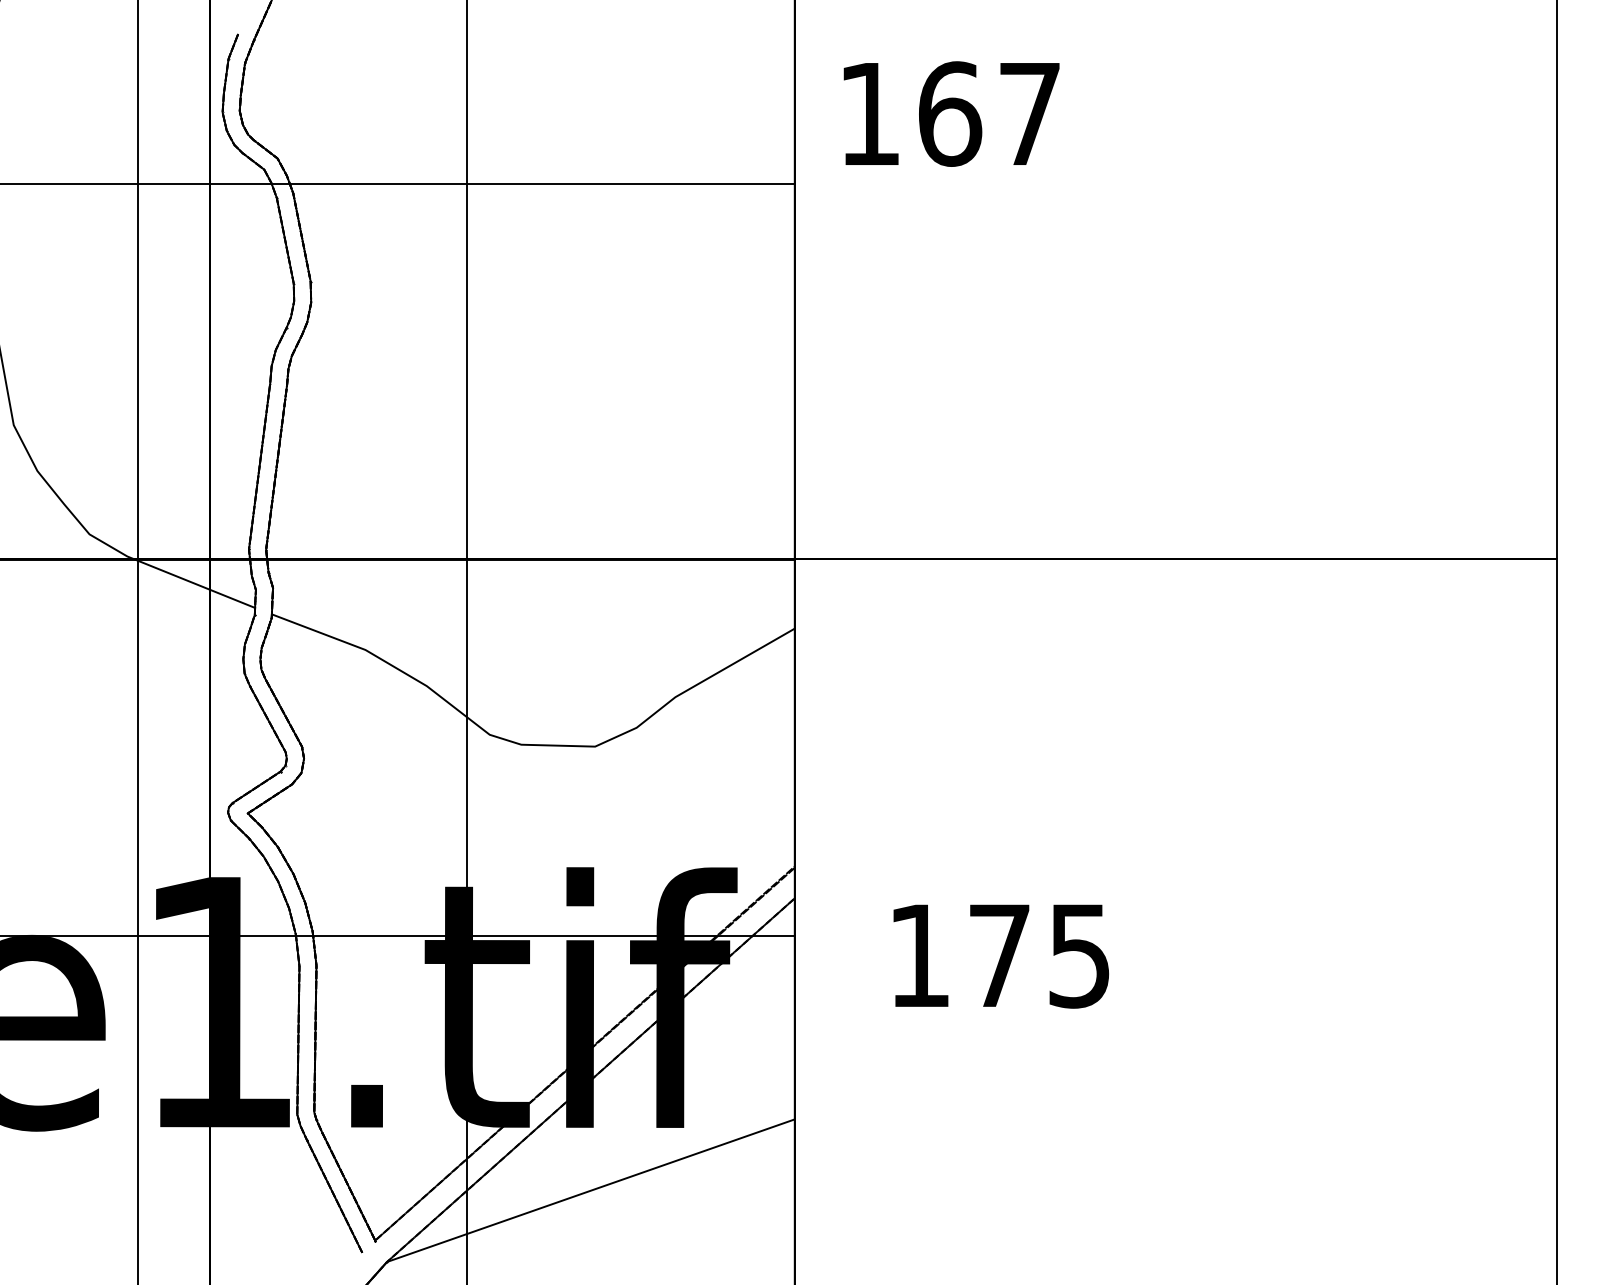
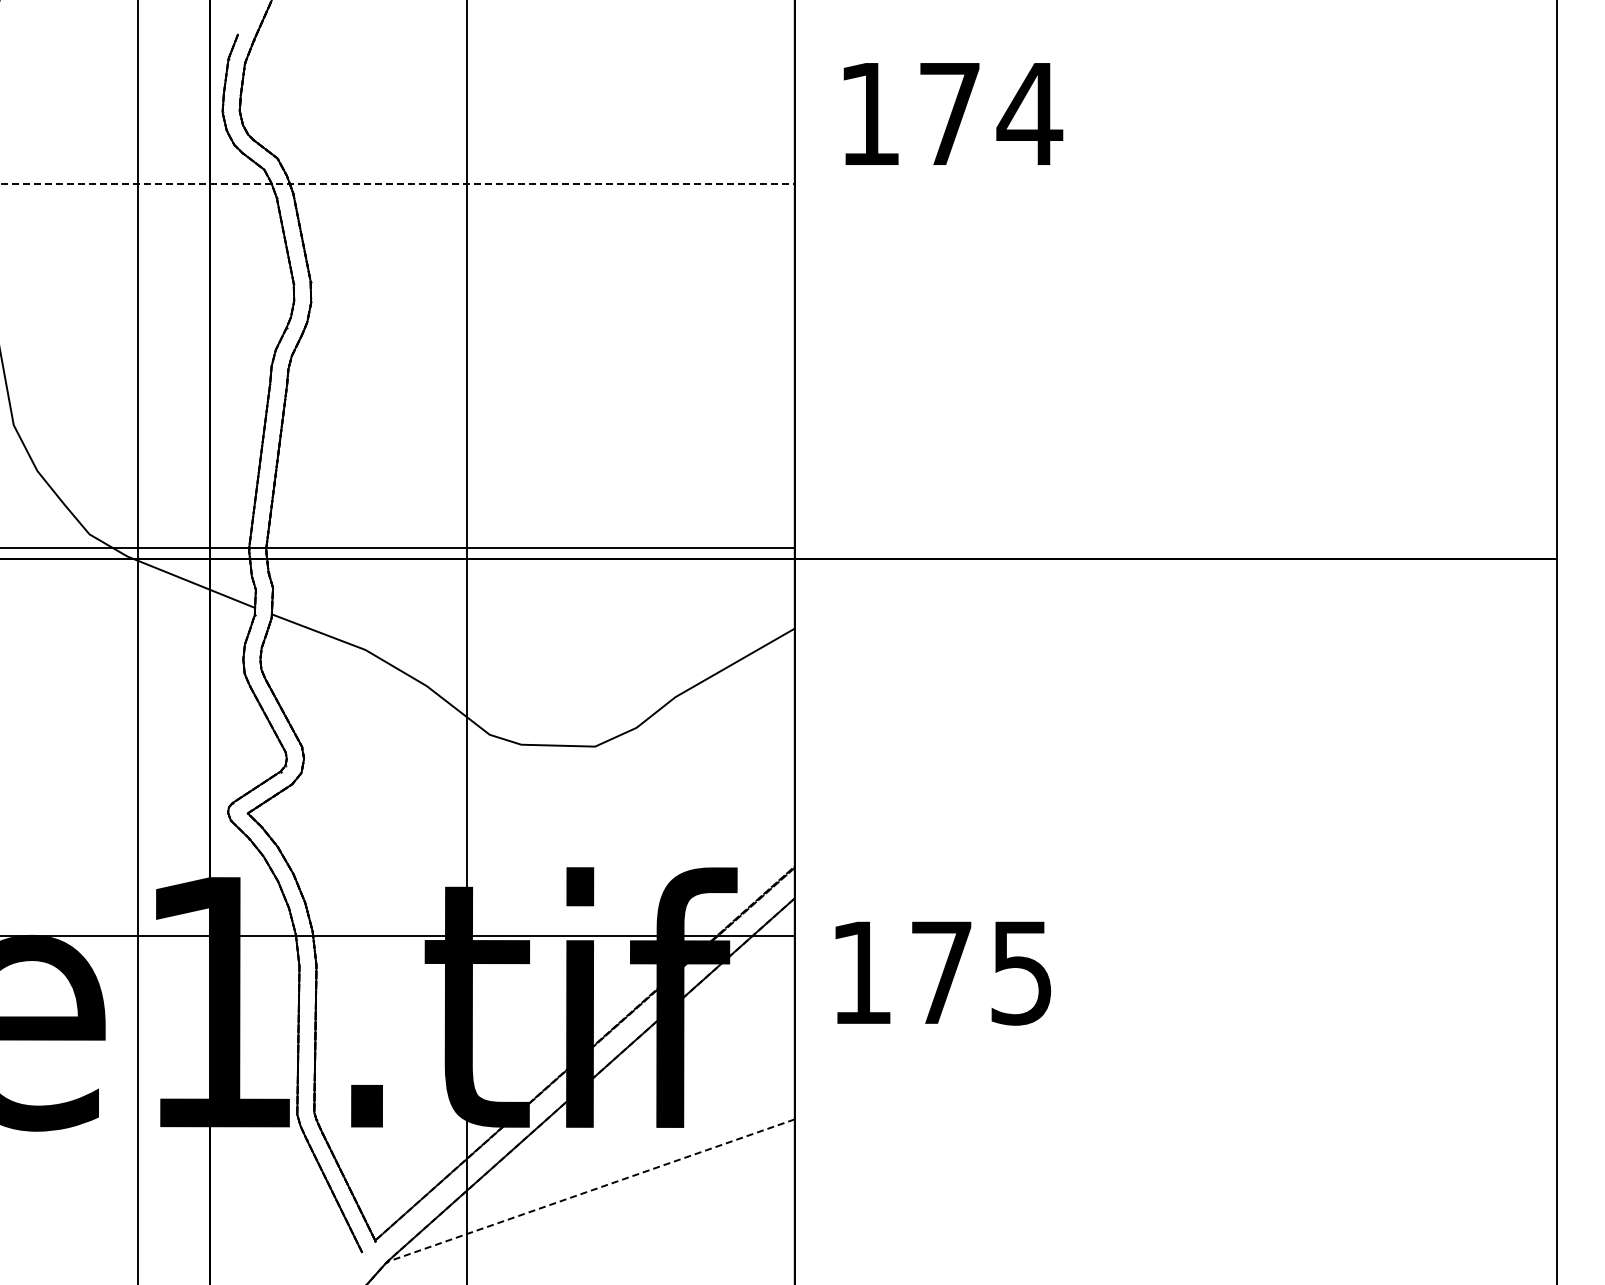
text: 167 -> 174 (991, 113)
line: solid -> dashed (398, 183)
line position: (398, 559) -> (398, 547) (398, 547)
text position: (1000, 956) -> (942, 973) (942, 973)
line: solid -> dashed (575, 1196)
